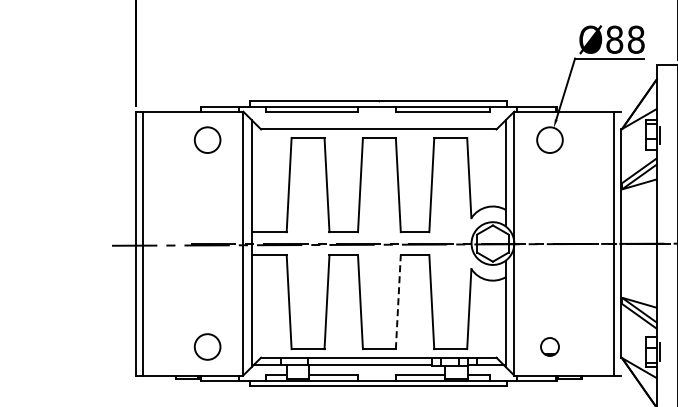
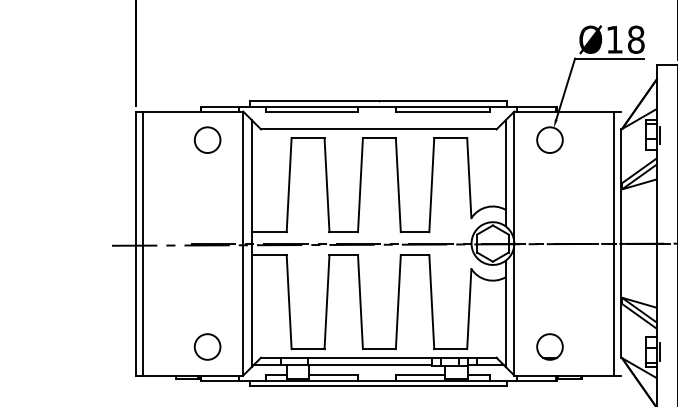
text: Ø88 -> Ø18 (614, 39)
line: dashed -> solid (398, 301)
circle size: 20x20 px -> 28x28 px (549, 346)
